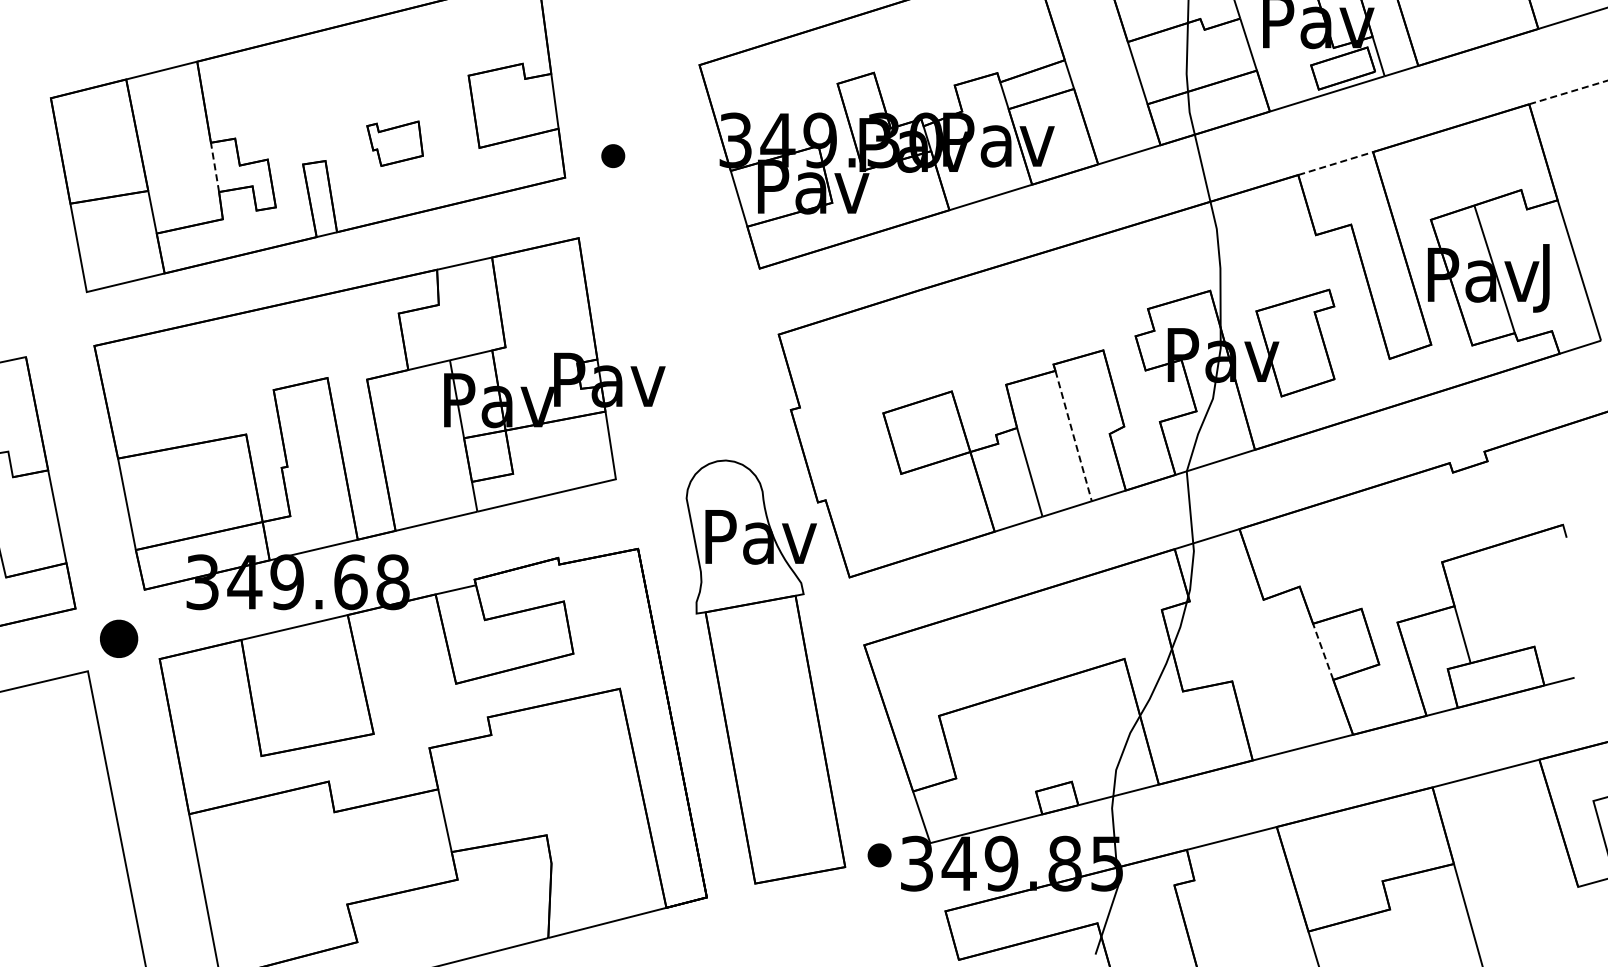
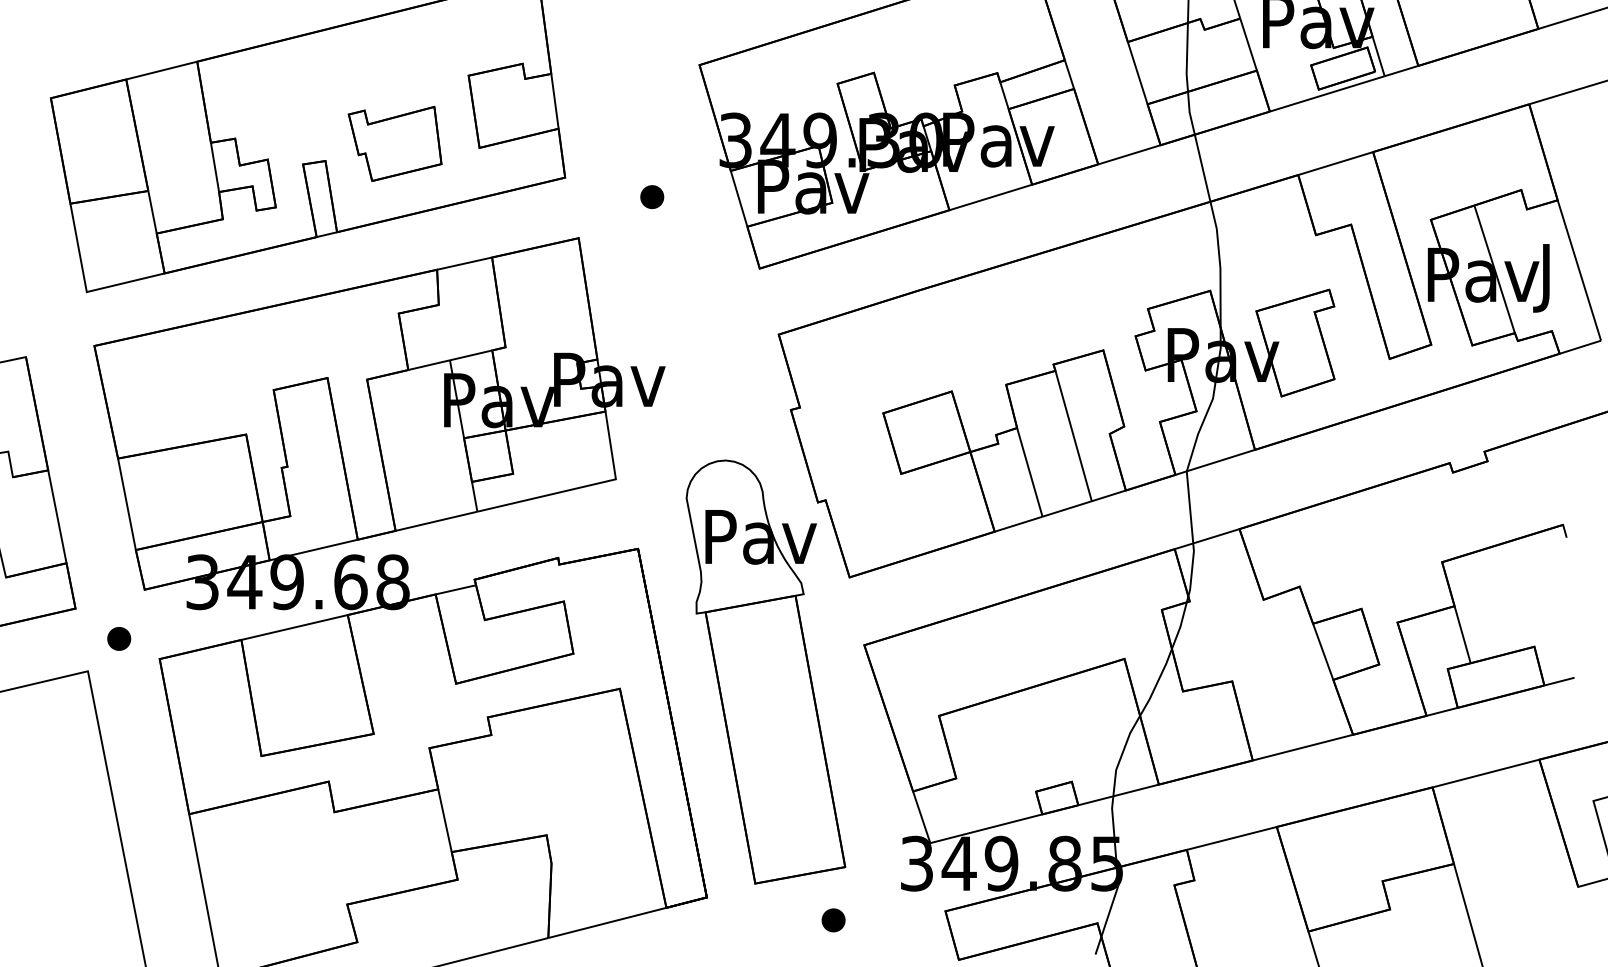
line: dashed -> solid (1568, 92)
part size: 58x47 px -> 96x77 px (394, 143)
part position: (613, 156) -> (652, 197) (652, 197)
line: dashed -> solid (1336, 163)
line: dashed -> solid (215, 167)
line: dashed -> solid (1073, 436)
part size: 39x39 px -> 25x24 px (119, 638)
line: dashed -> solid (1323, 651)
part position: (879, 855) -> (833, 920) (833, 920)
